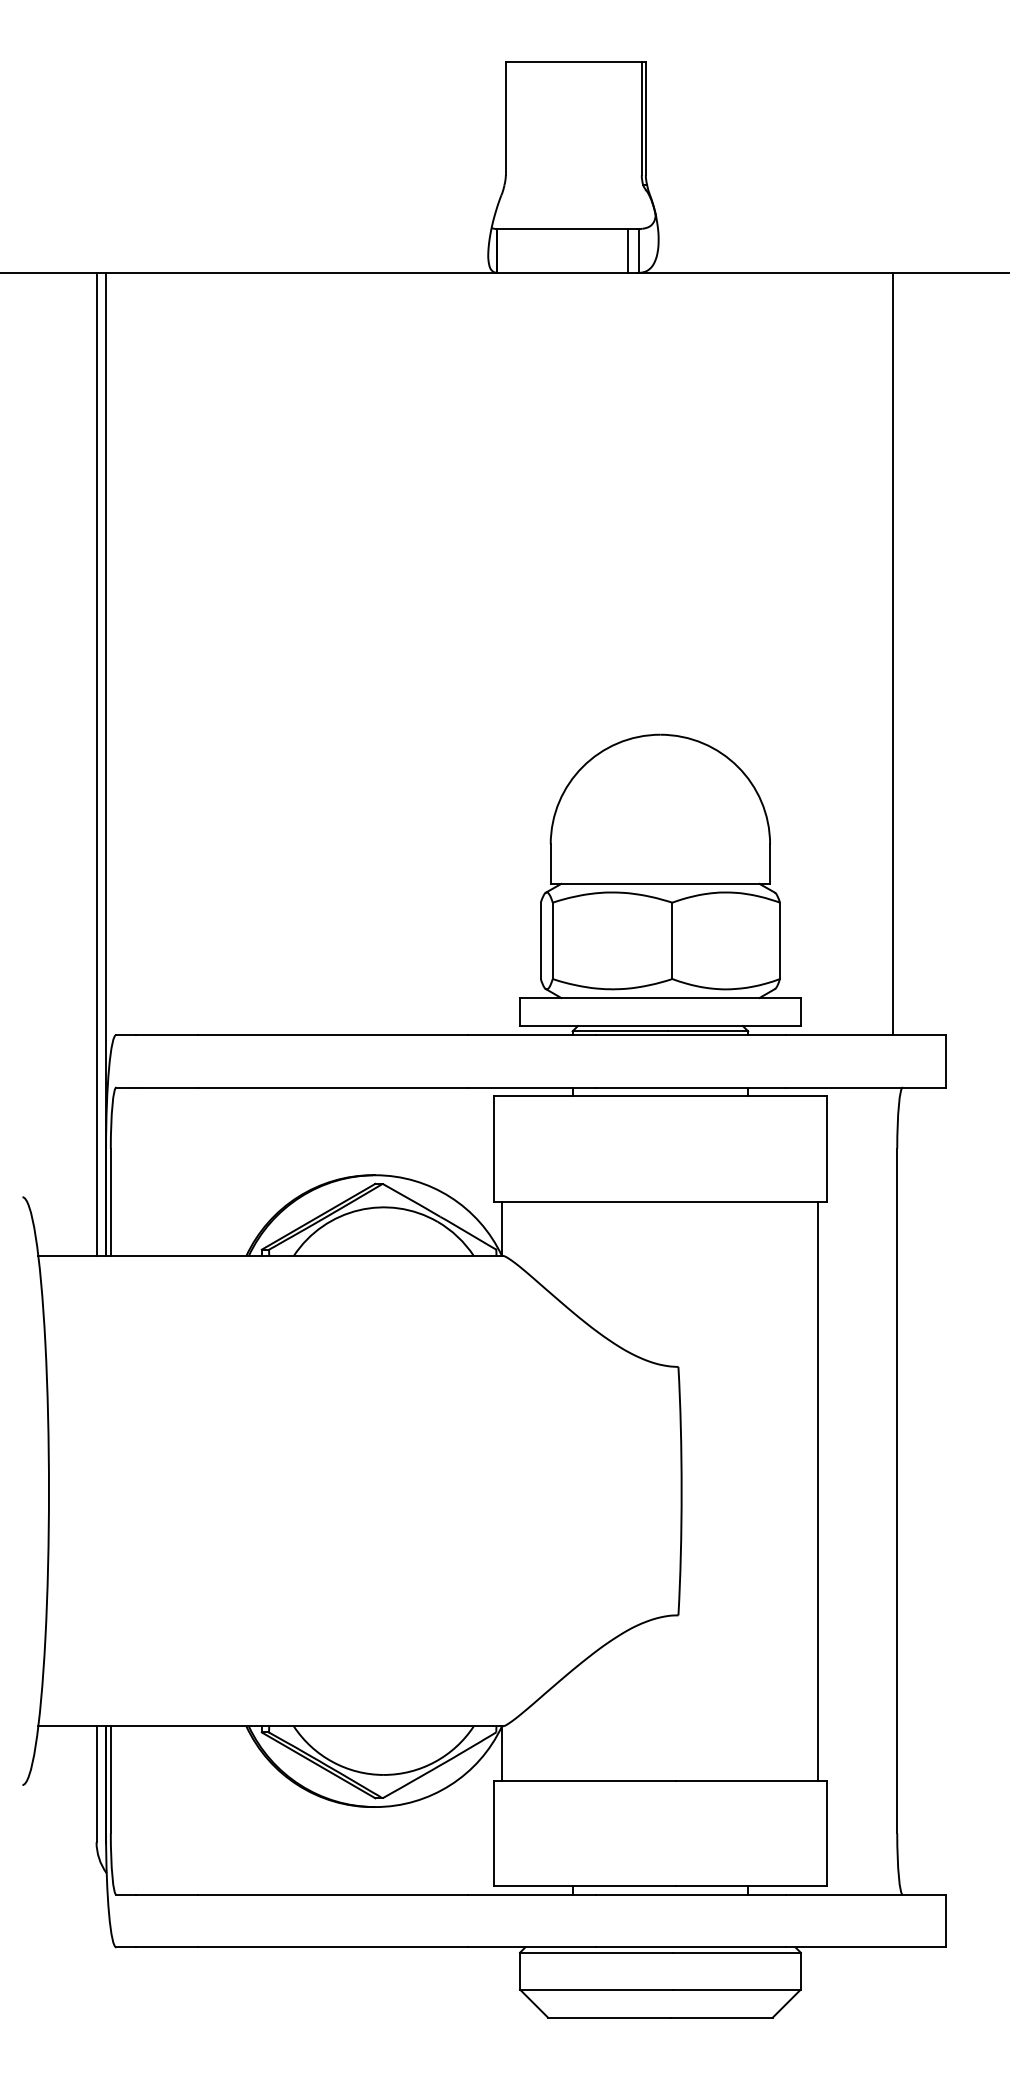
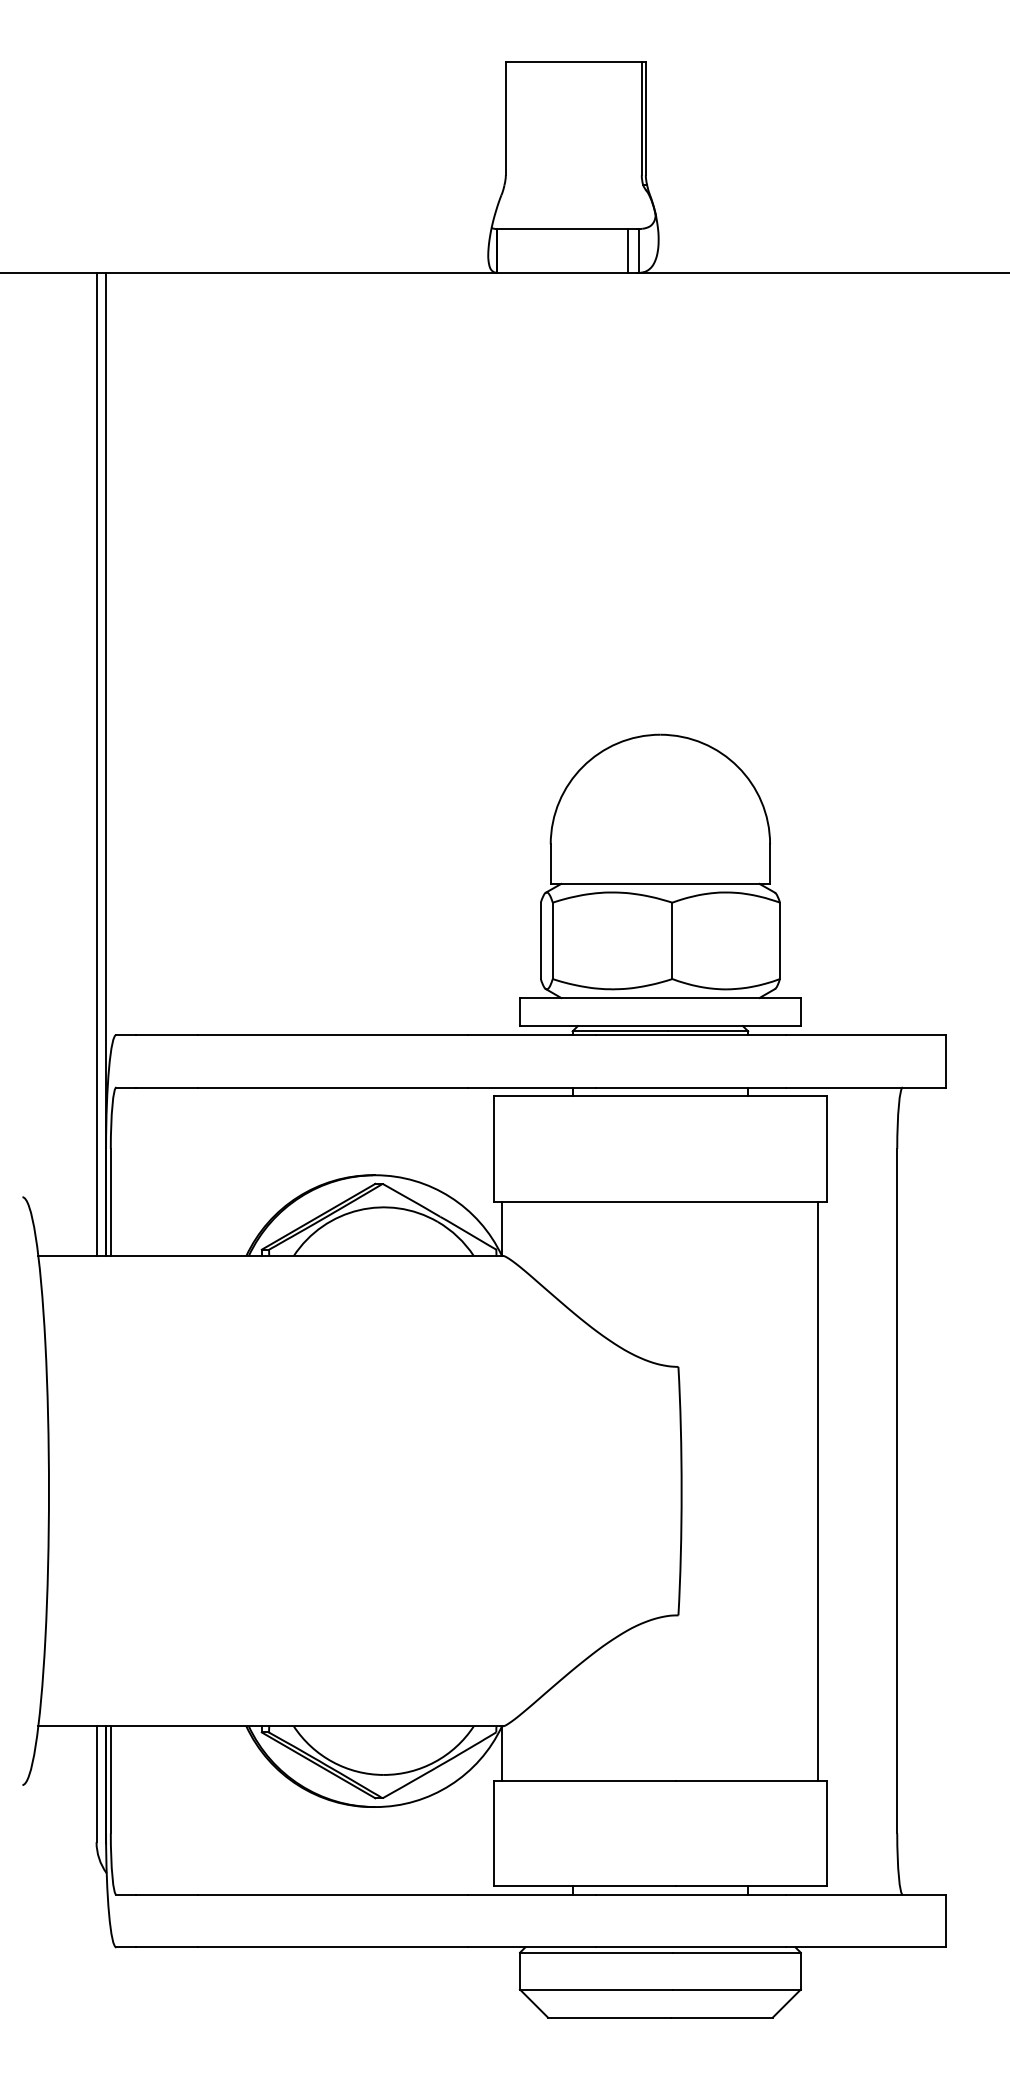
line: present -> none (892, 653)
